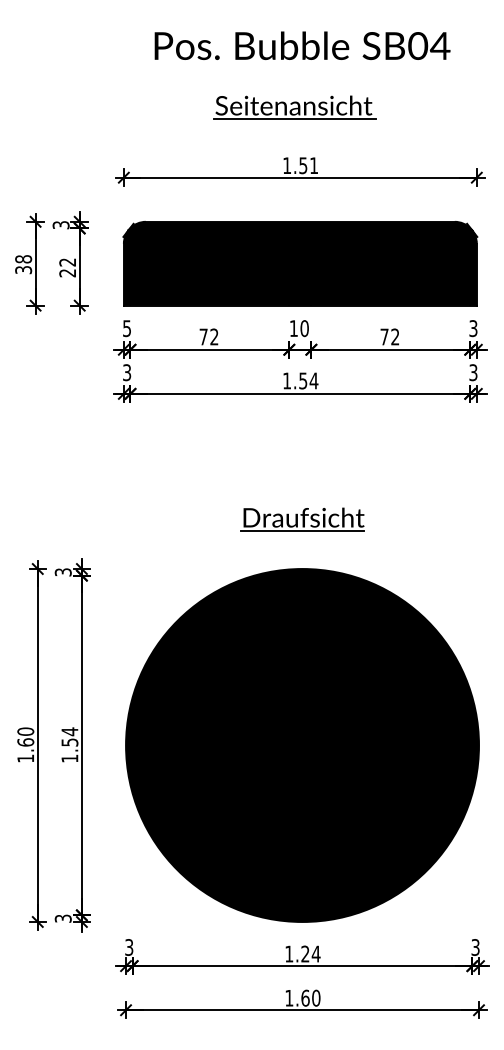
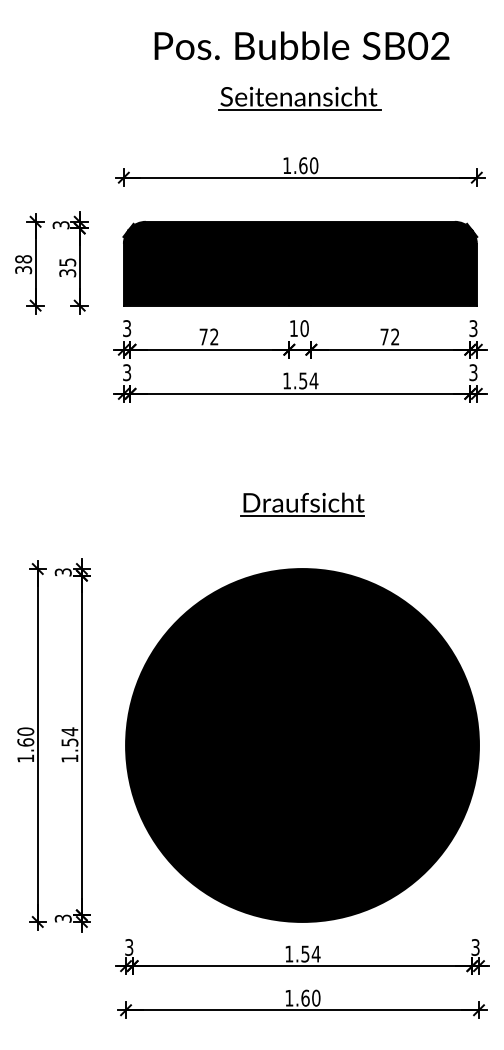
text: SB04 -> SB02 (439, 45)
part position: (294, 107) -> (299, 98) (299, 98)
text: 1.51 -> 1.60 (308, 165)
text: 22 -> 35 (67, 267)
text: 5 -> 3 (127, 328)
part position: (302, 519) -> (302, 504) (302, 504)
text: 1.24 -> 1.54 (305, 953)
